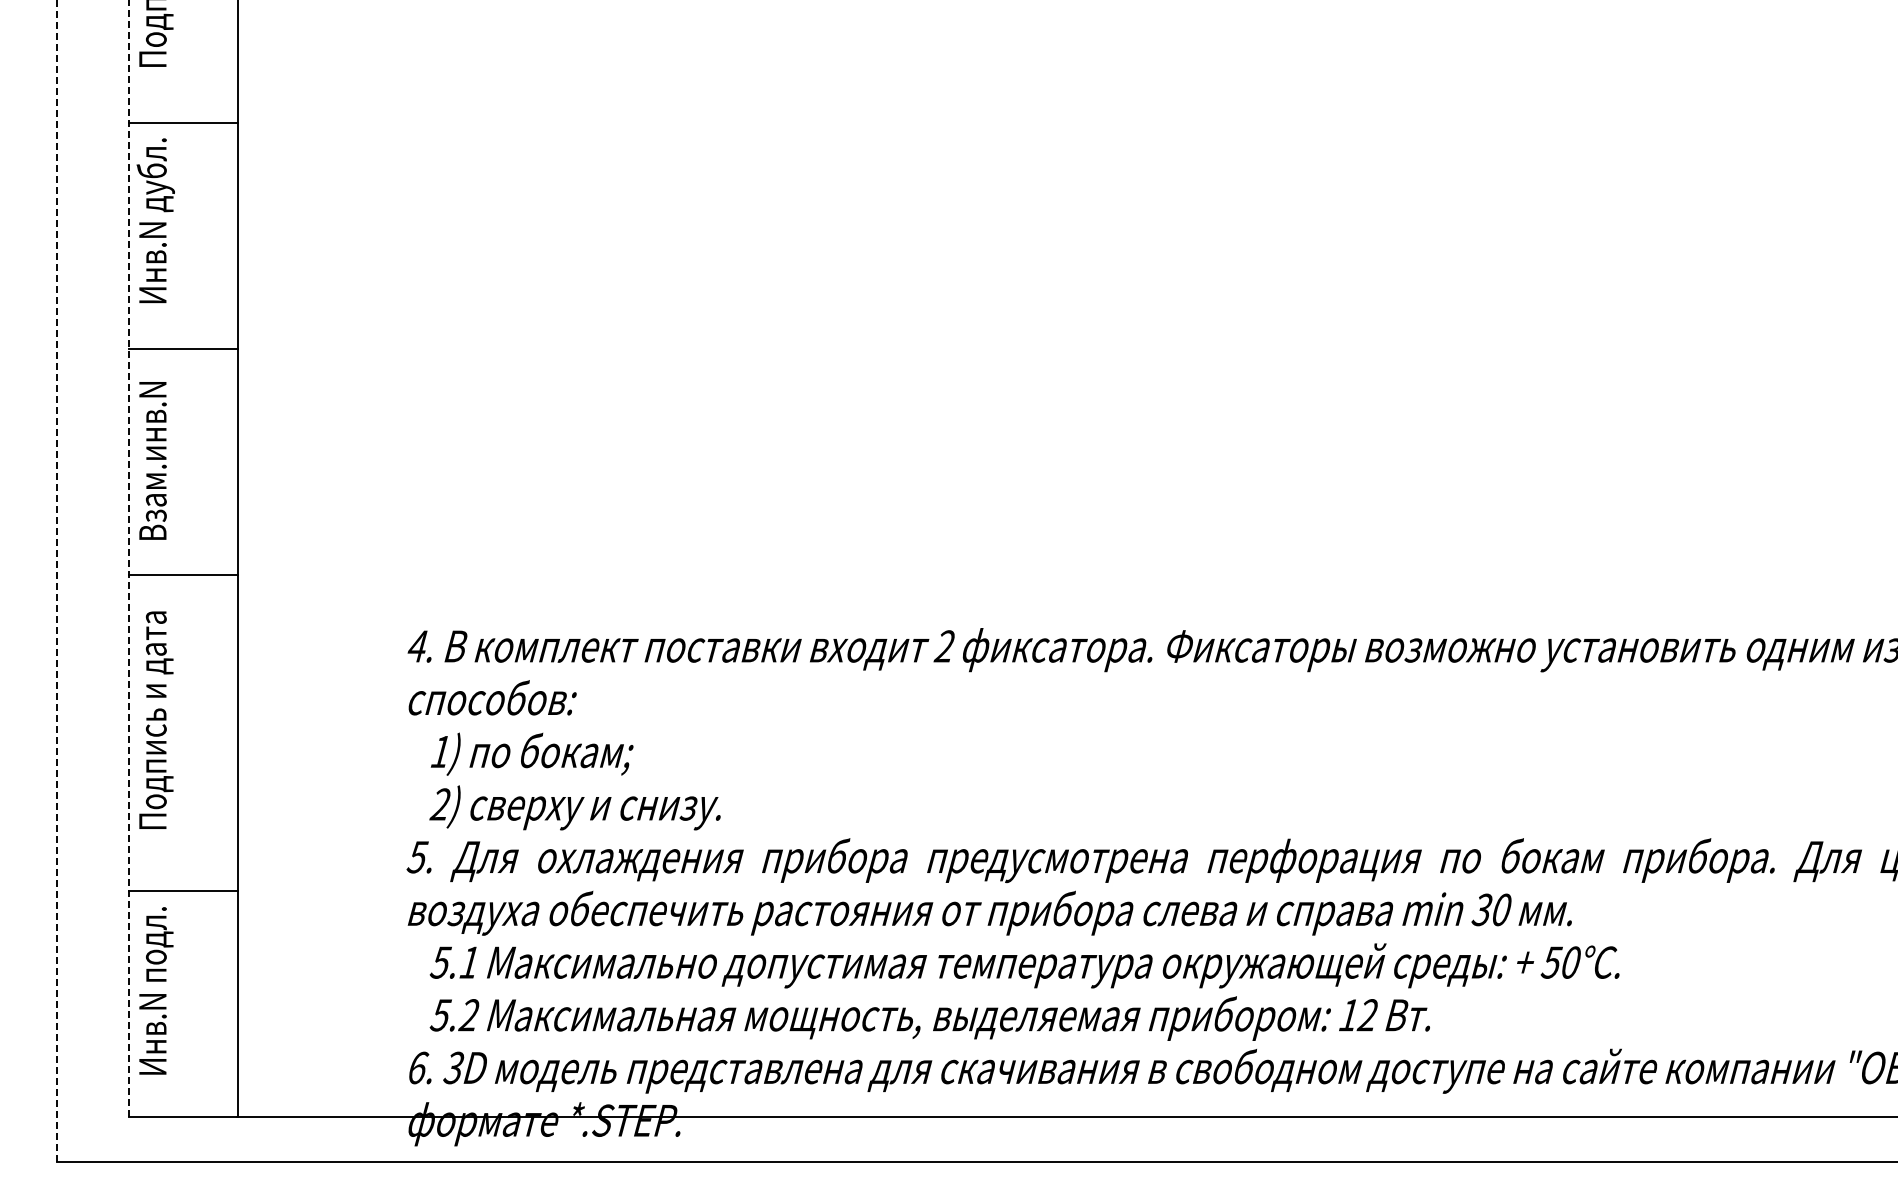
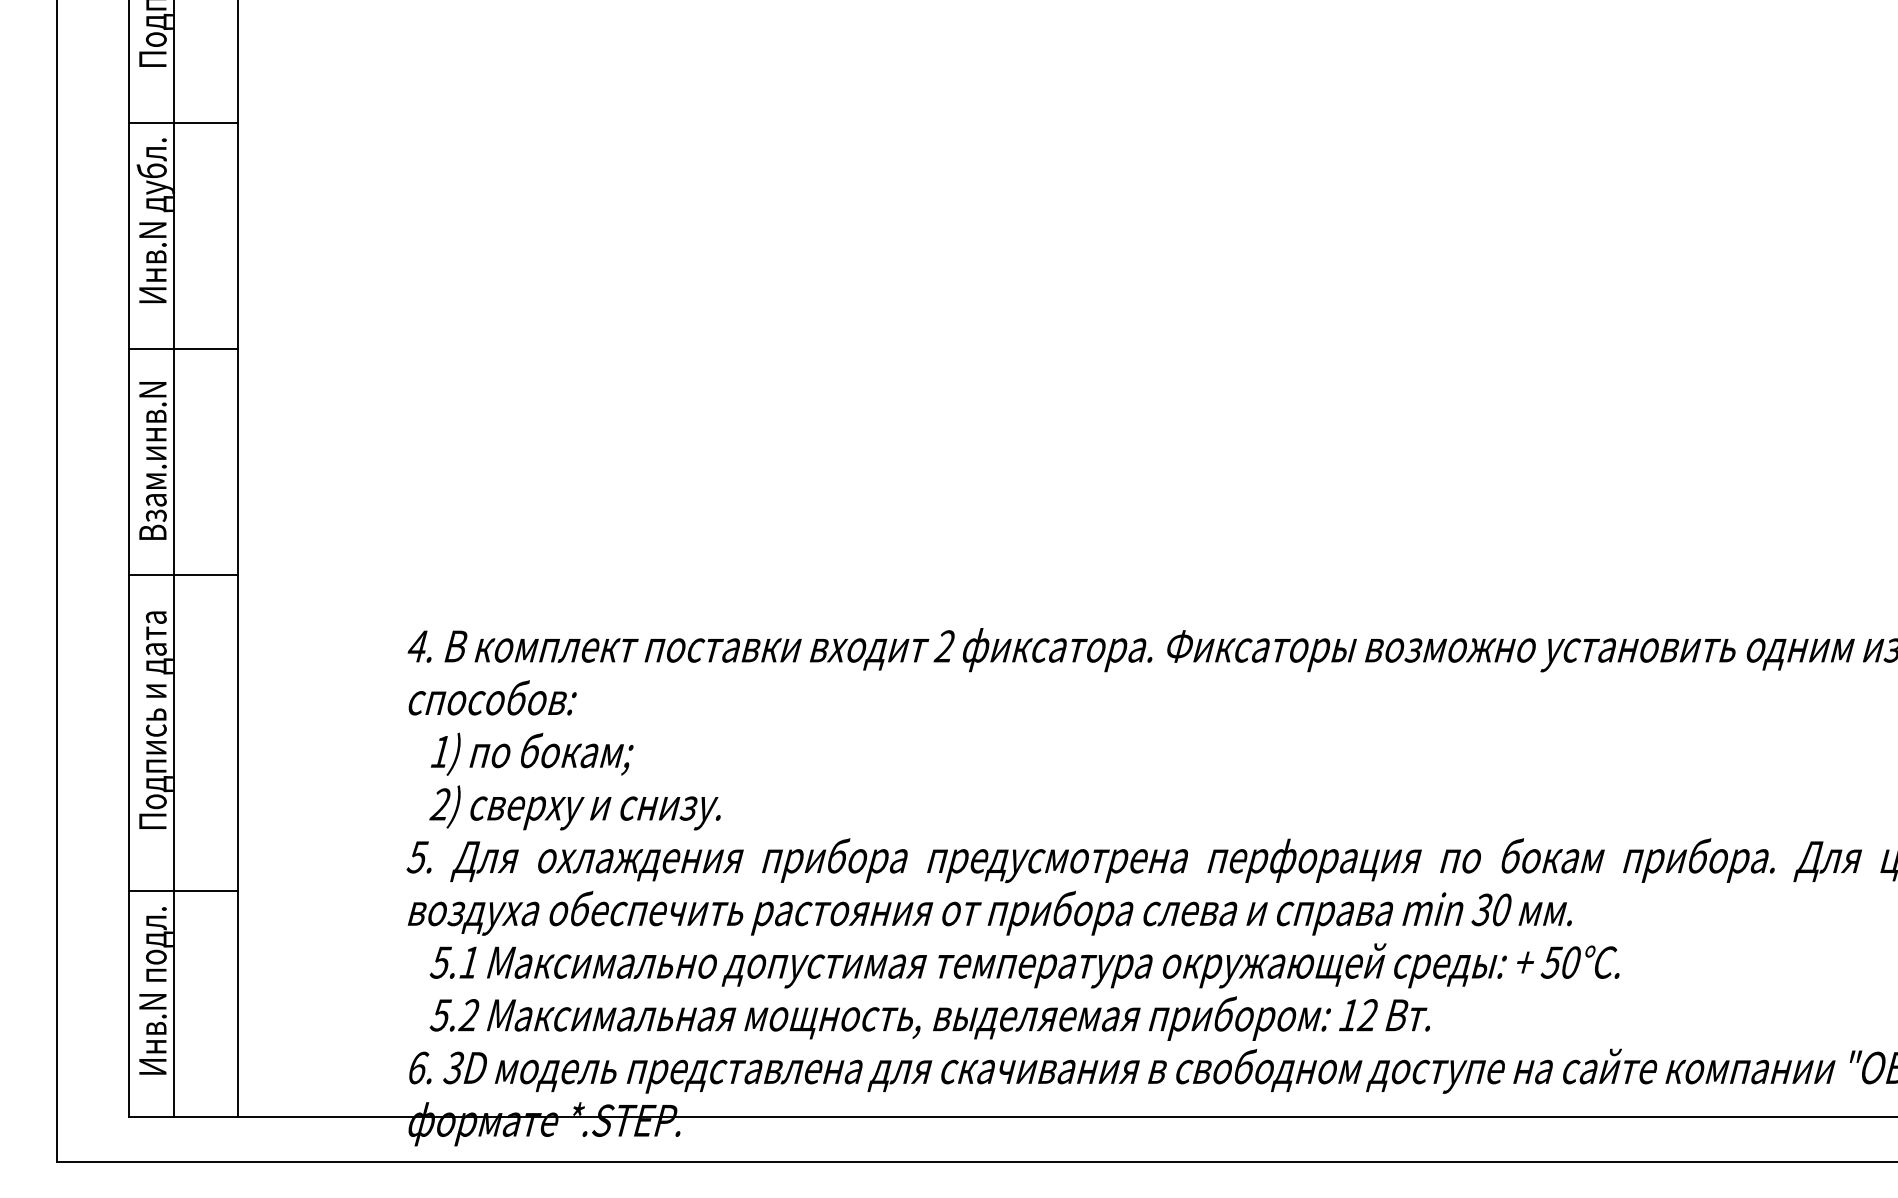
line: dashed -> solid (129, 558)
line: none -> present (174, 559)
line: dashed -> solid (56, 581)
